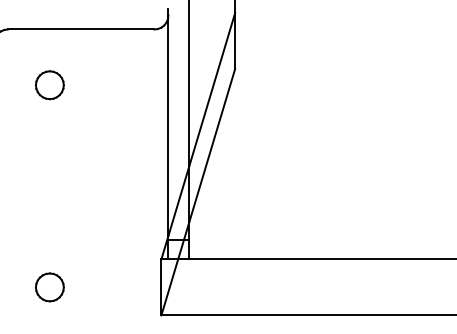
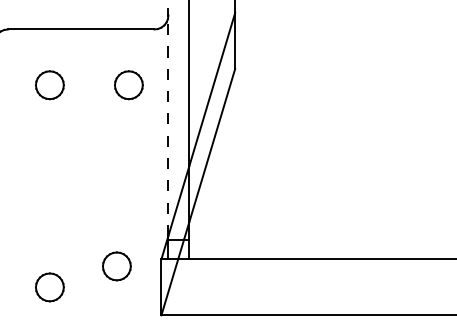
part: none -> present (128, 85)
line: solid -> dashed (168, 125)
part: none -> present (116, 266)
